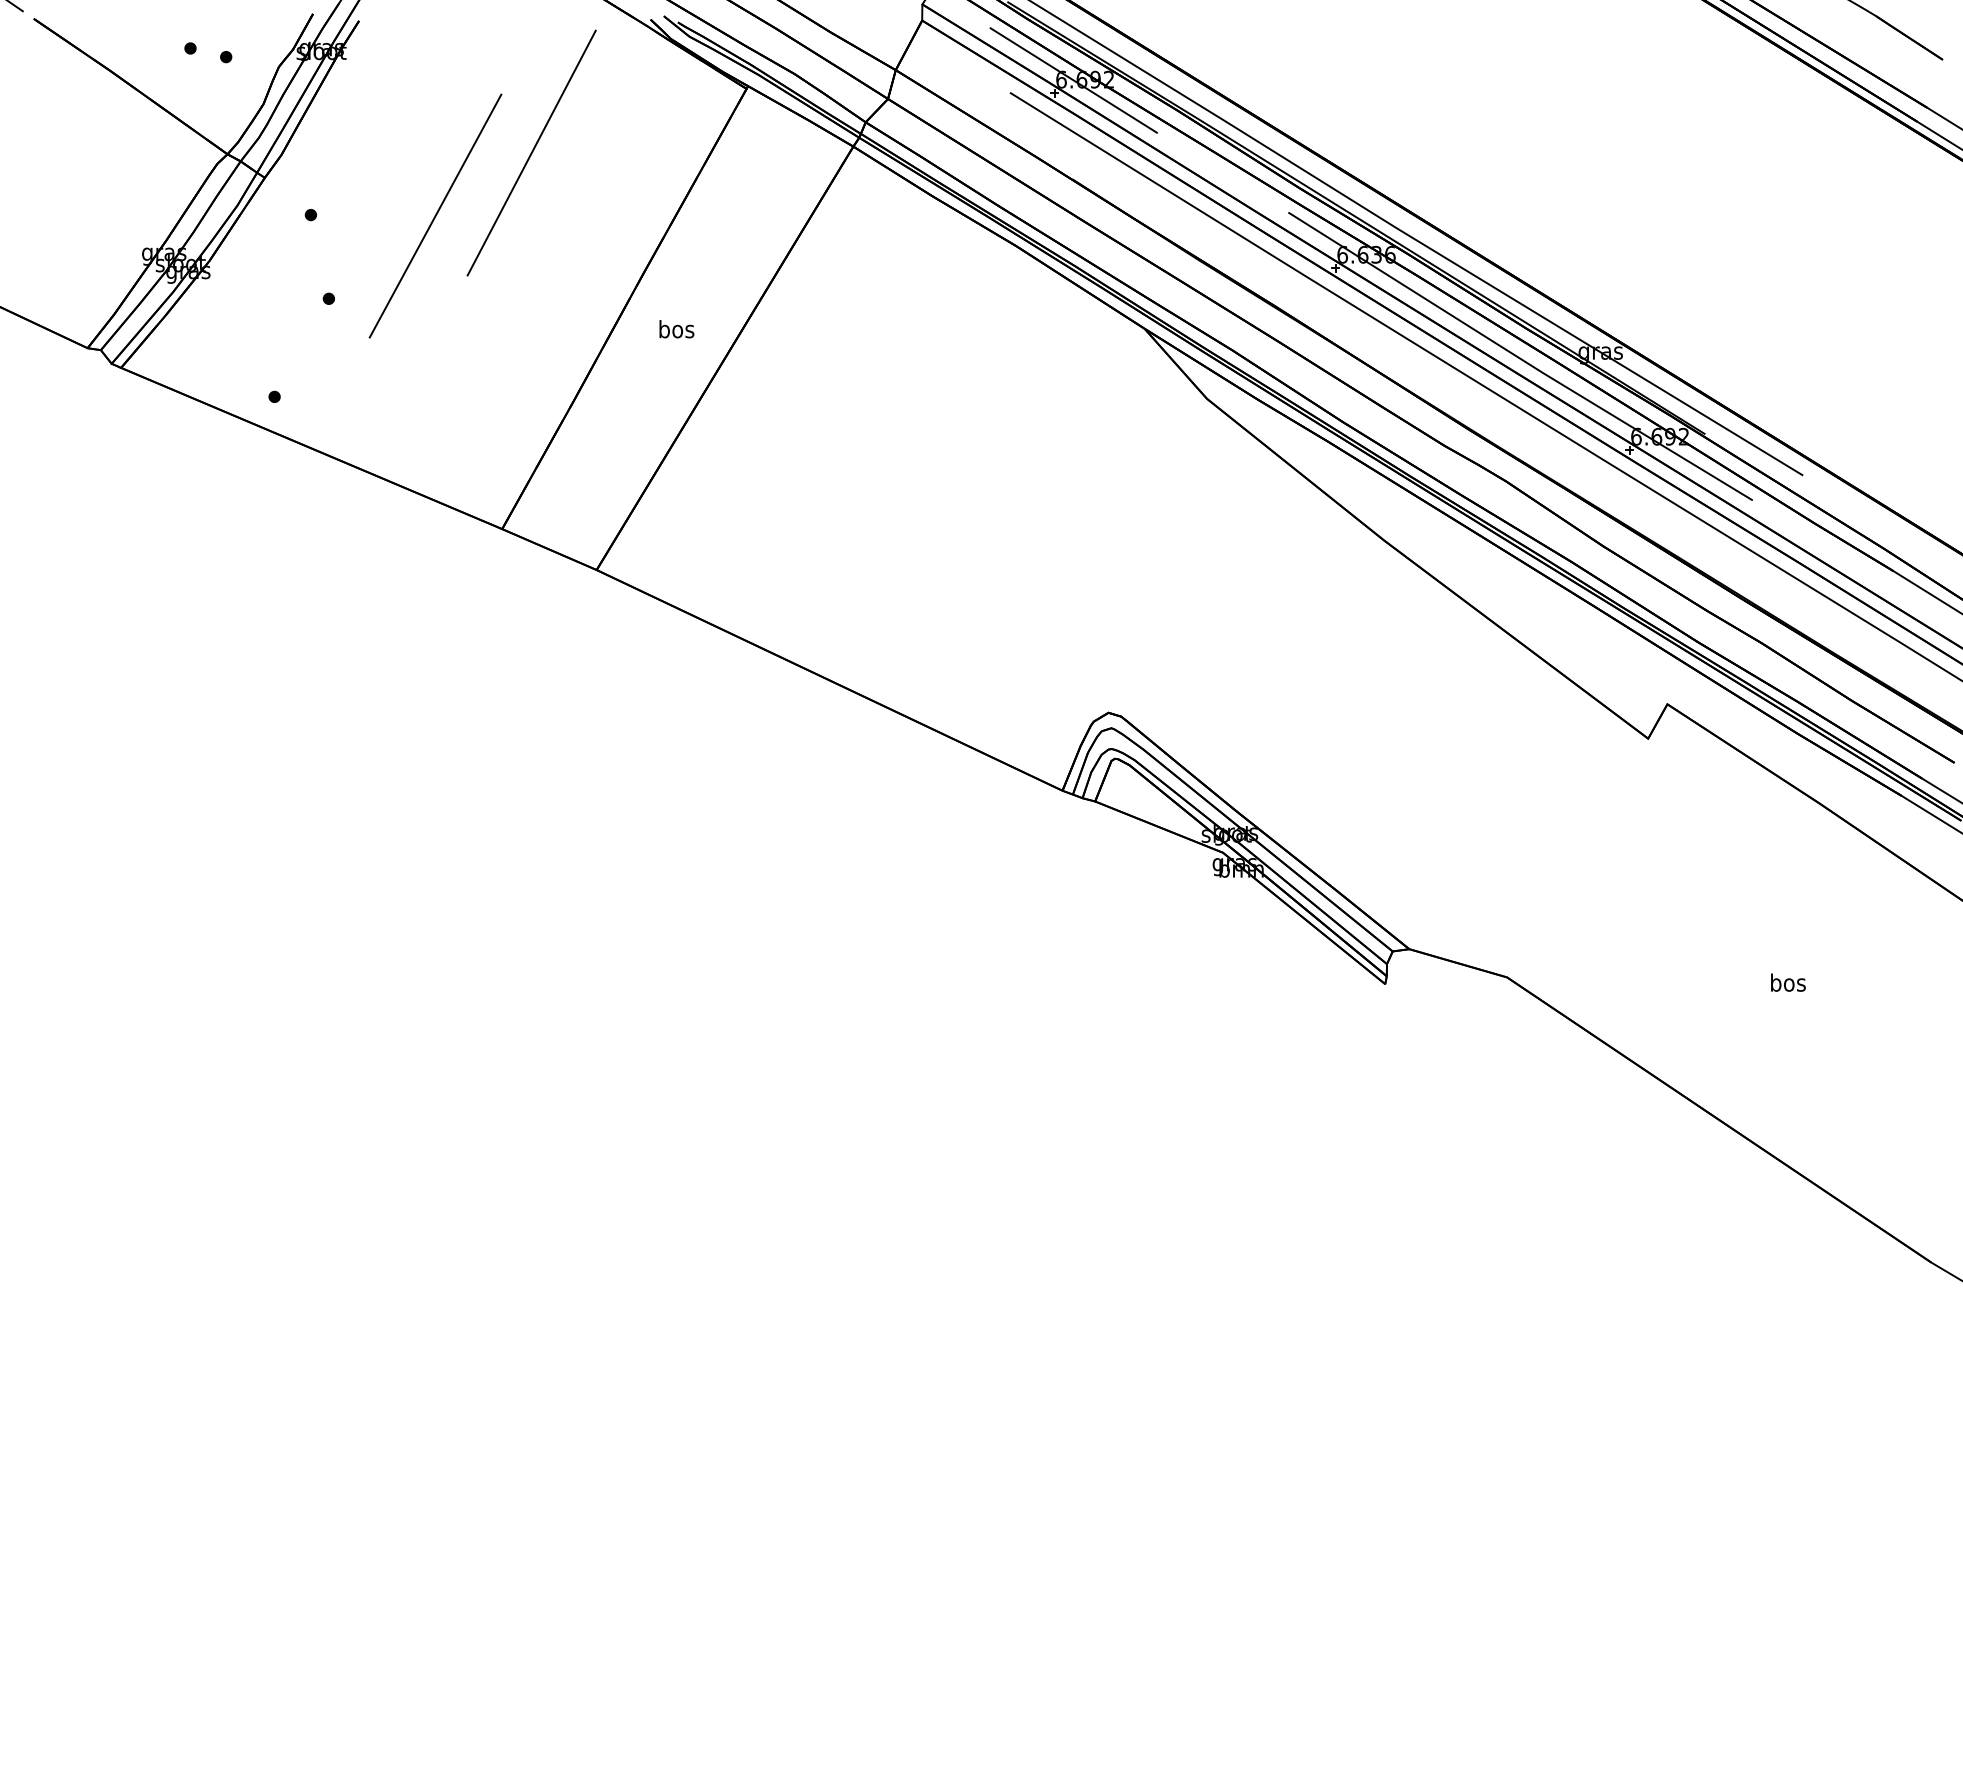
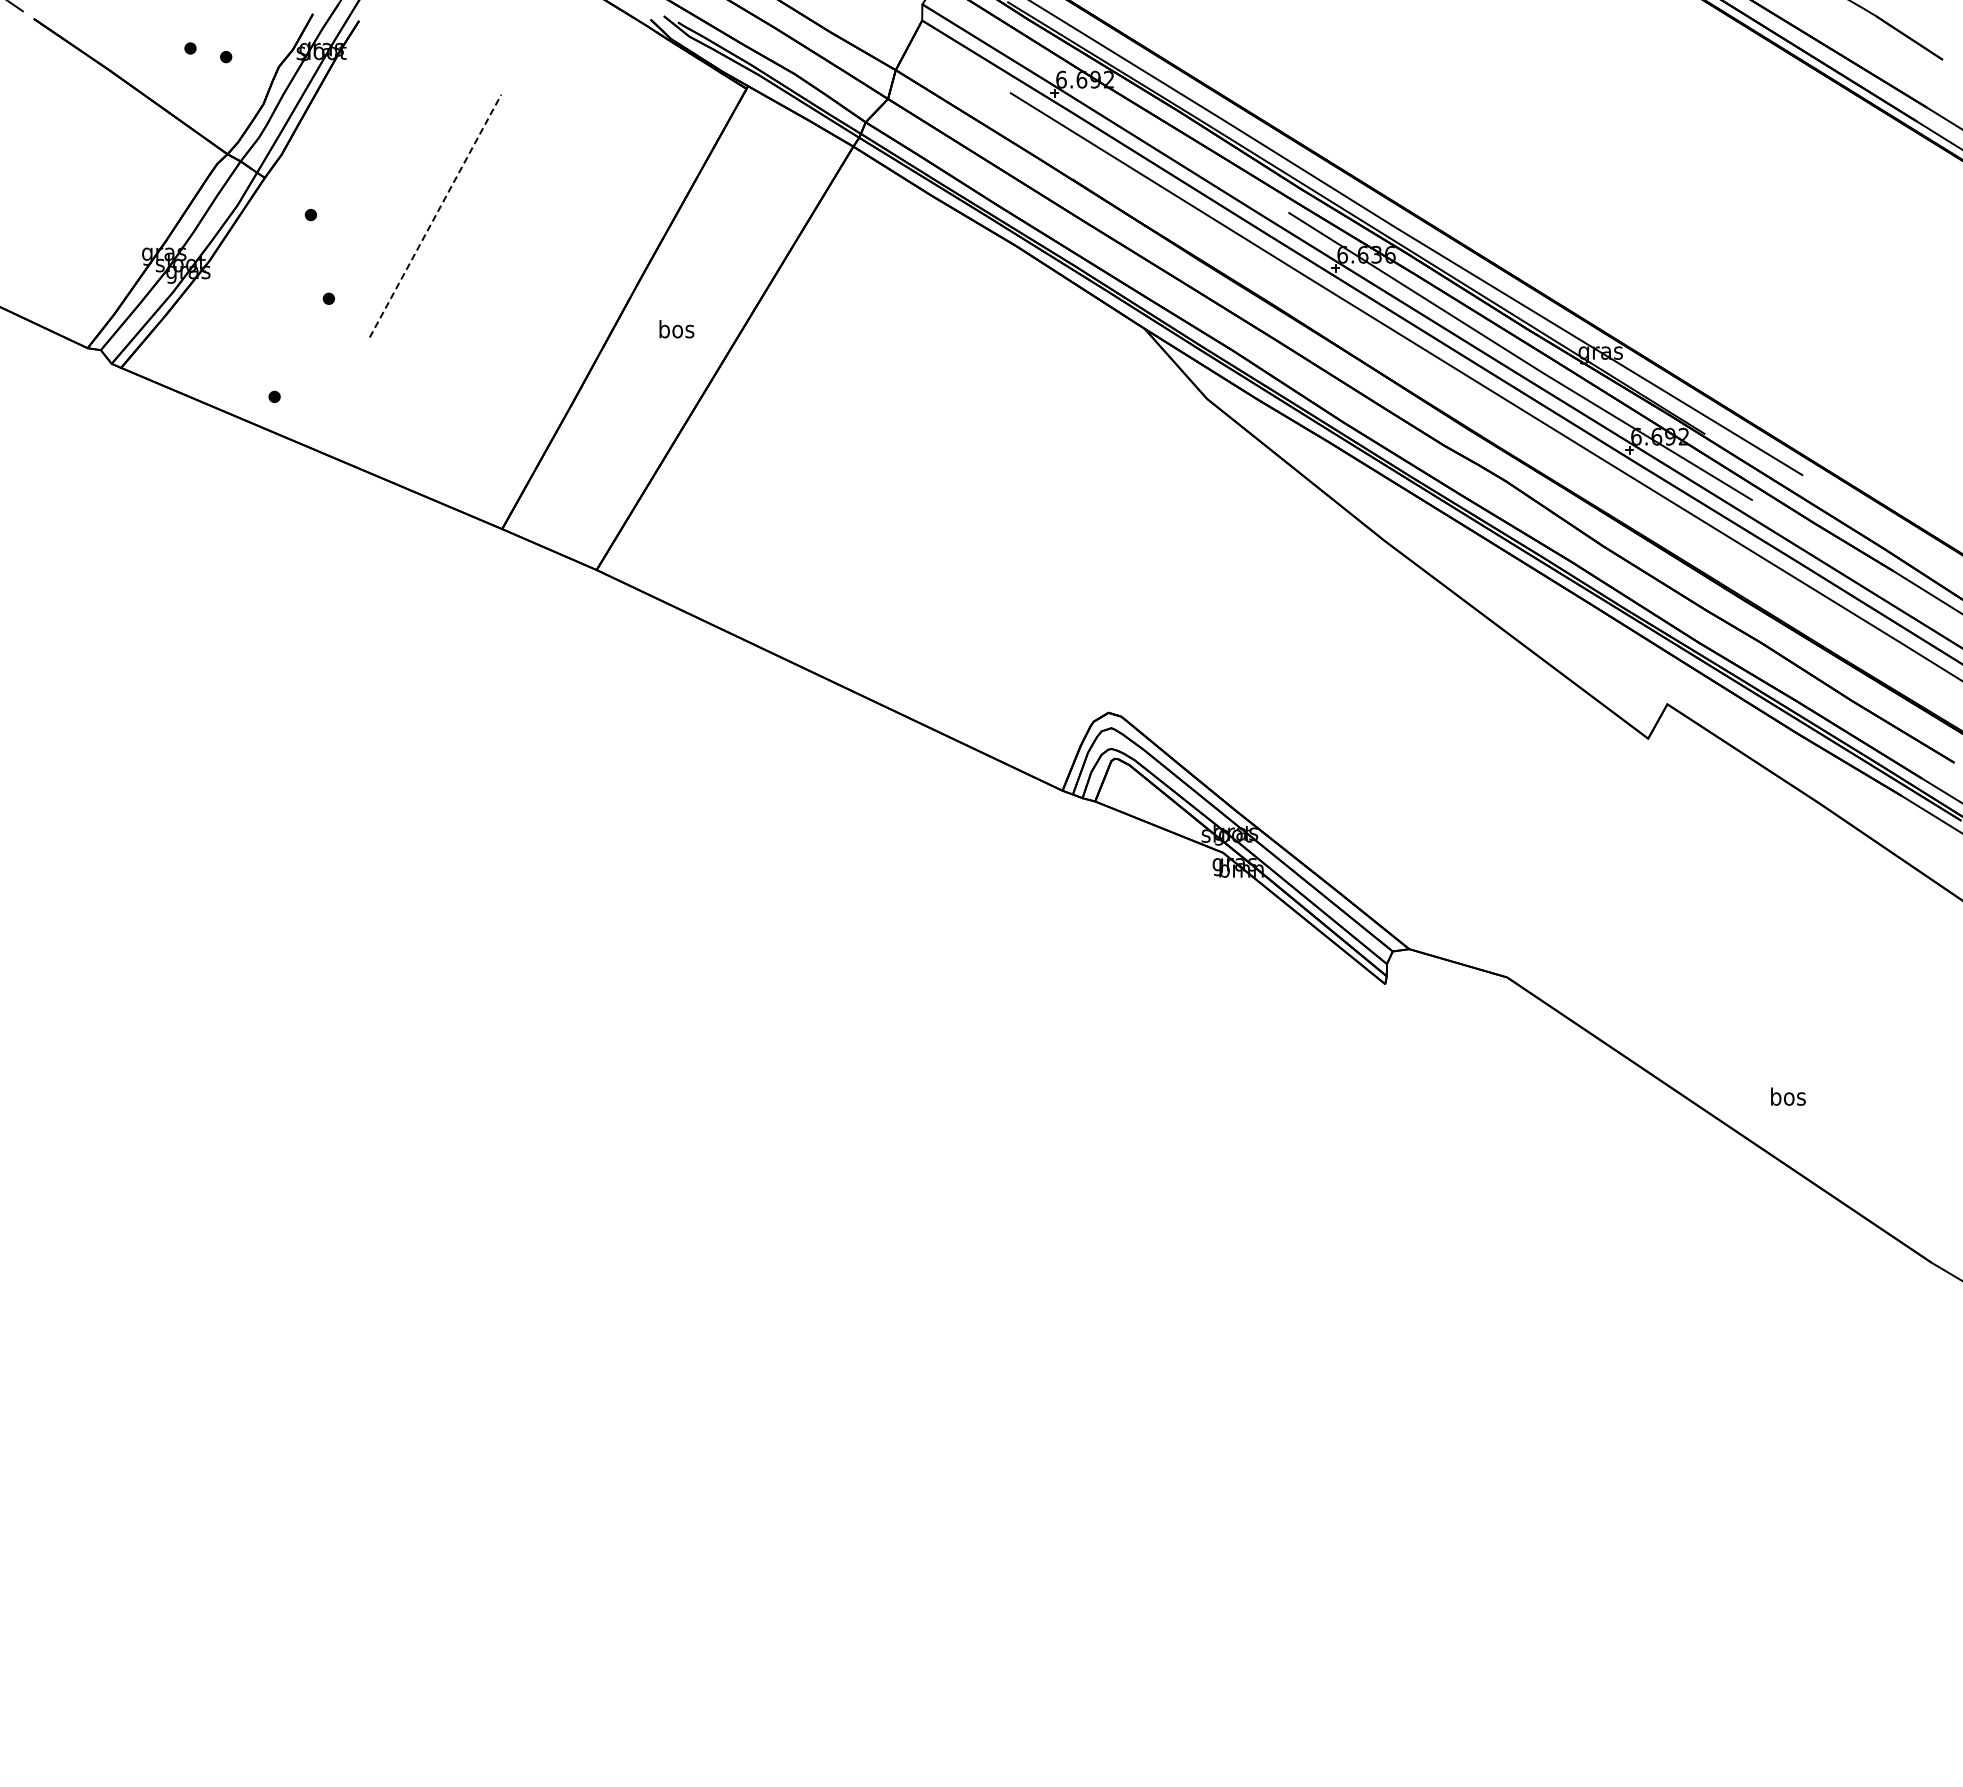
line: present -> none (1073, 80)
line: present -> none (531, 152)
line: solid -> dashed (435, 215)
text position: (1788, 982) -> (1788, 1096) (1788, 1096)
